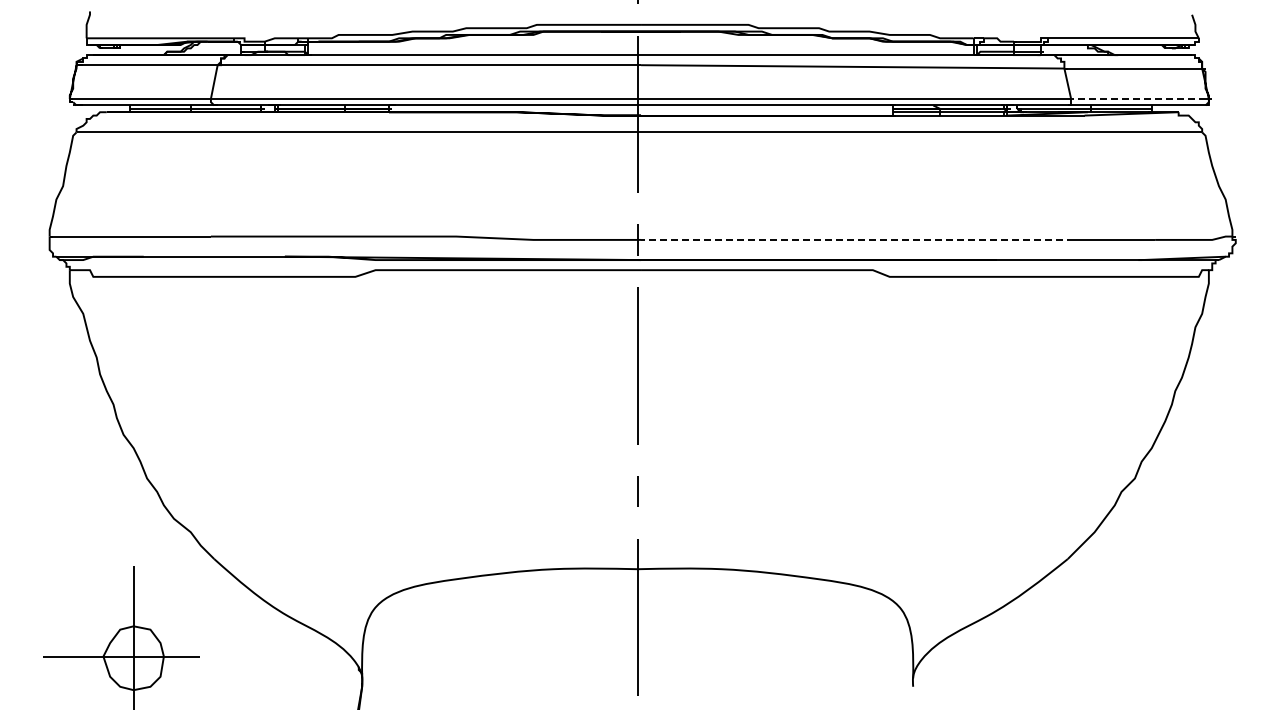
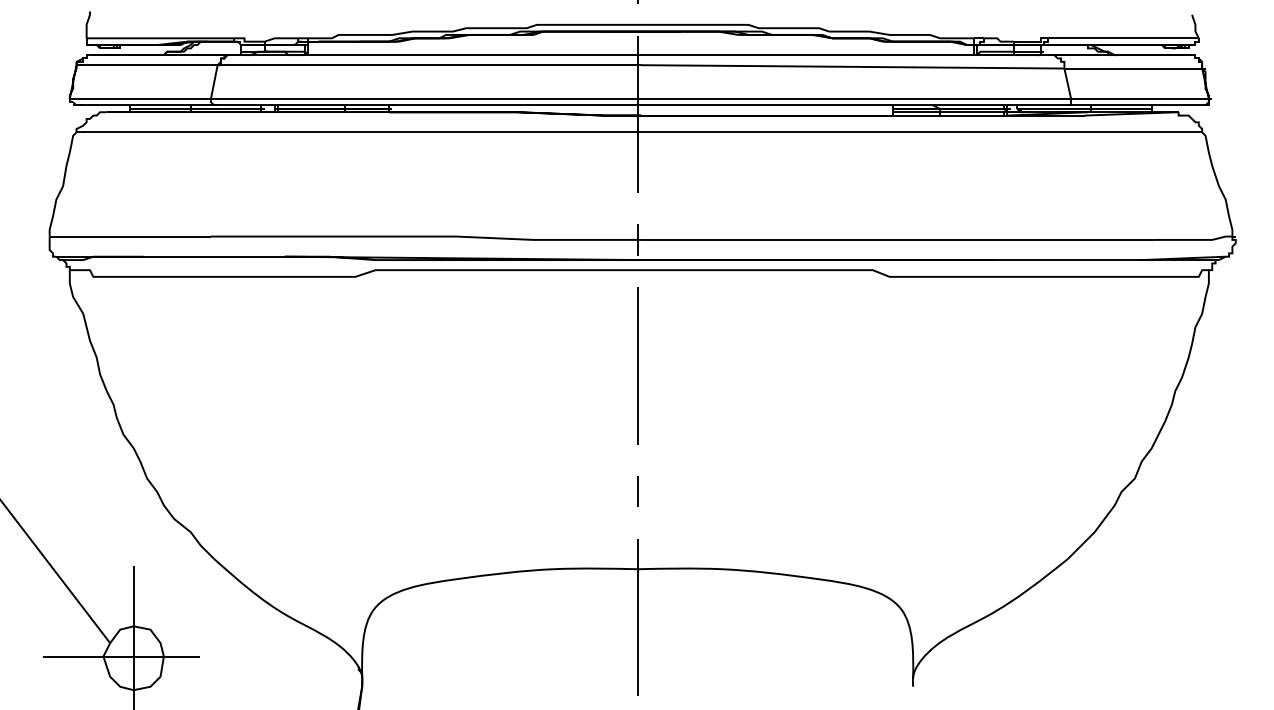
line: dashed -> solid (1137, 98)
line: dashed -> solid (857, 239)
line: none -> present (56, 572)
